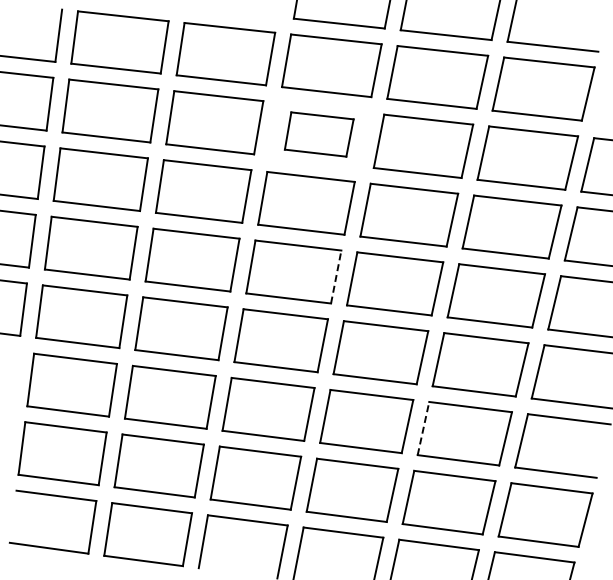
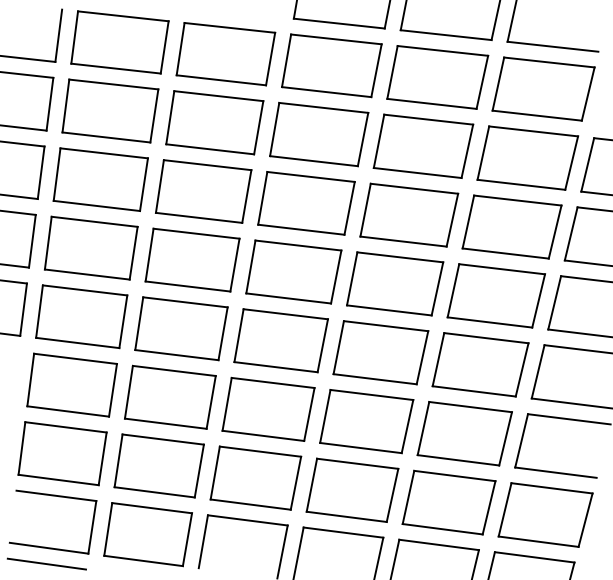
part size: 72x47 px -> 101x67 px (319, 134)
line: dashed -> solid (336, 277)
line: dashed -> solid (423, 428)
line: none -> present (46, 563)
